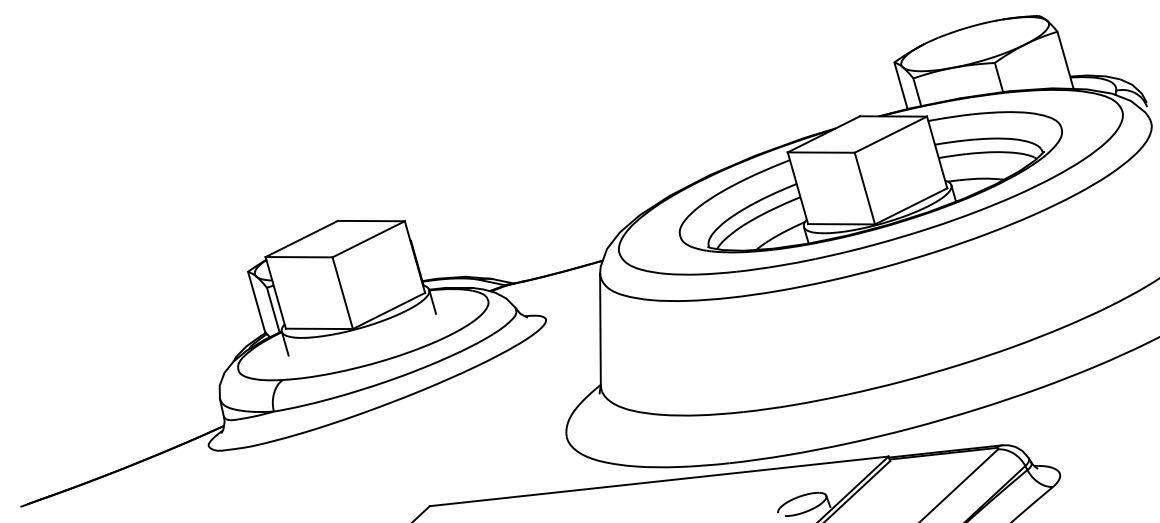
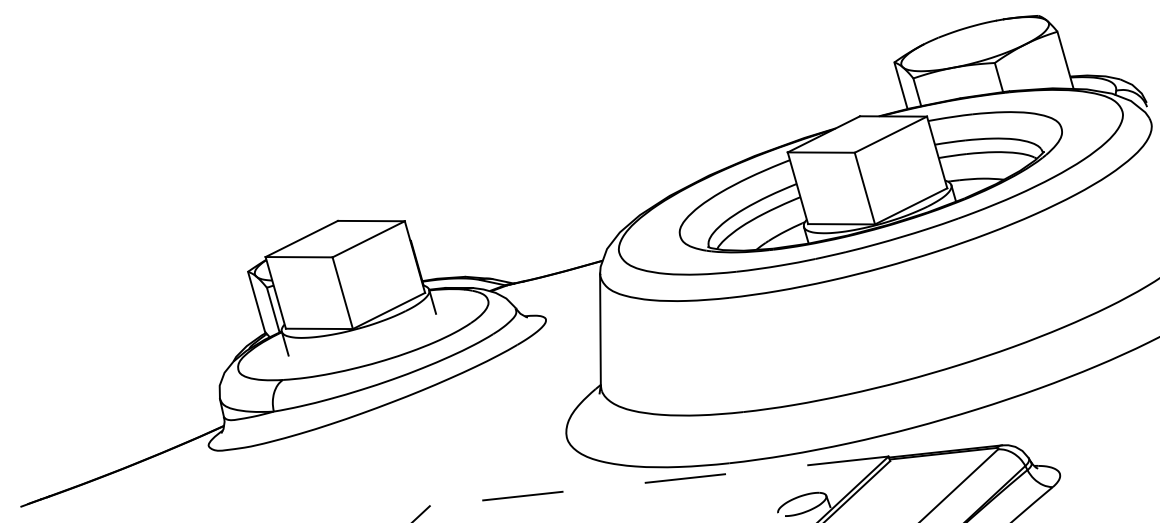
line: solid -> dashed (659, 481)
